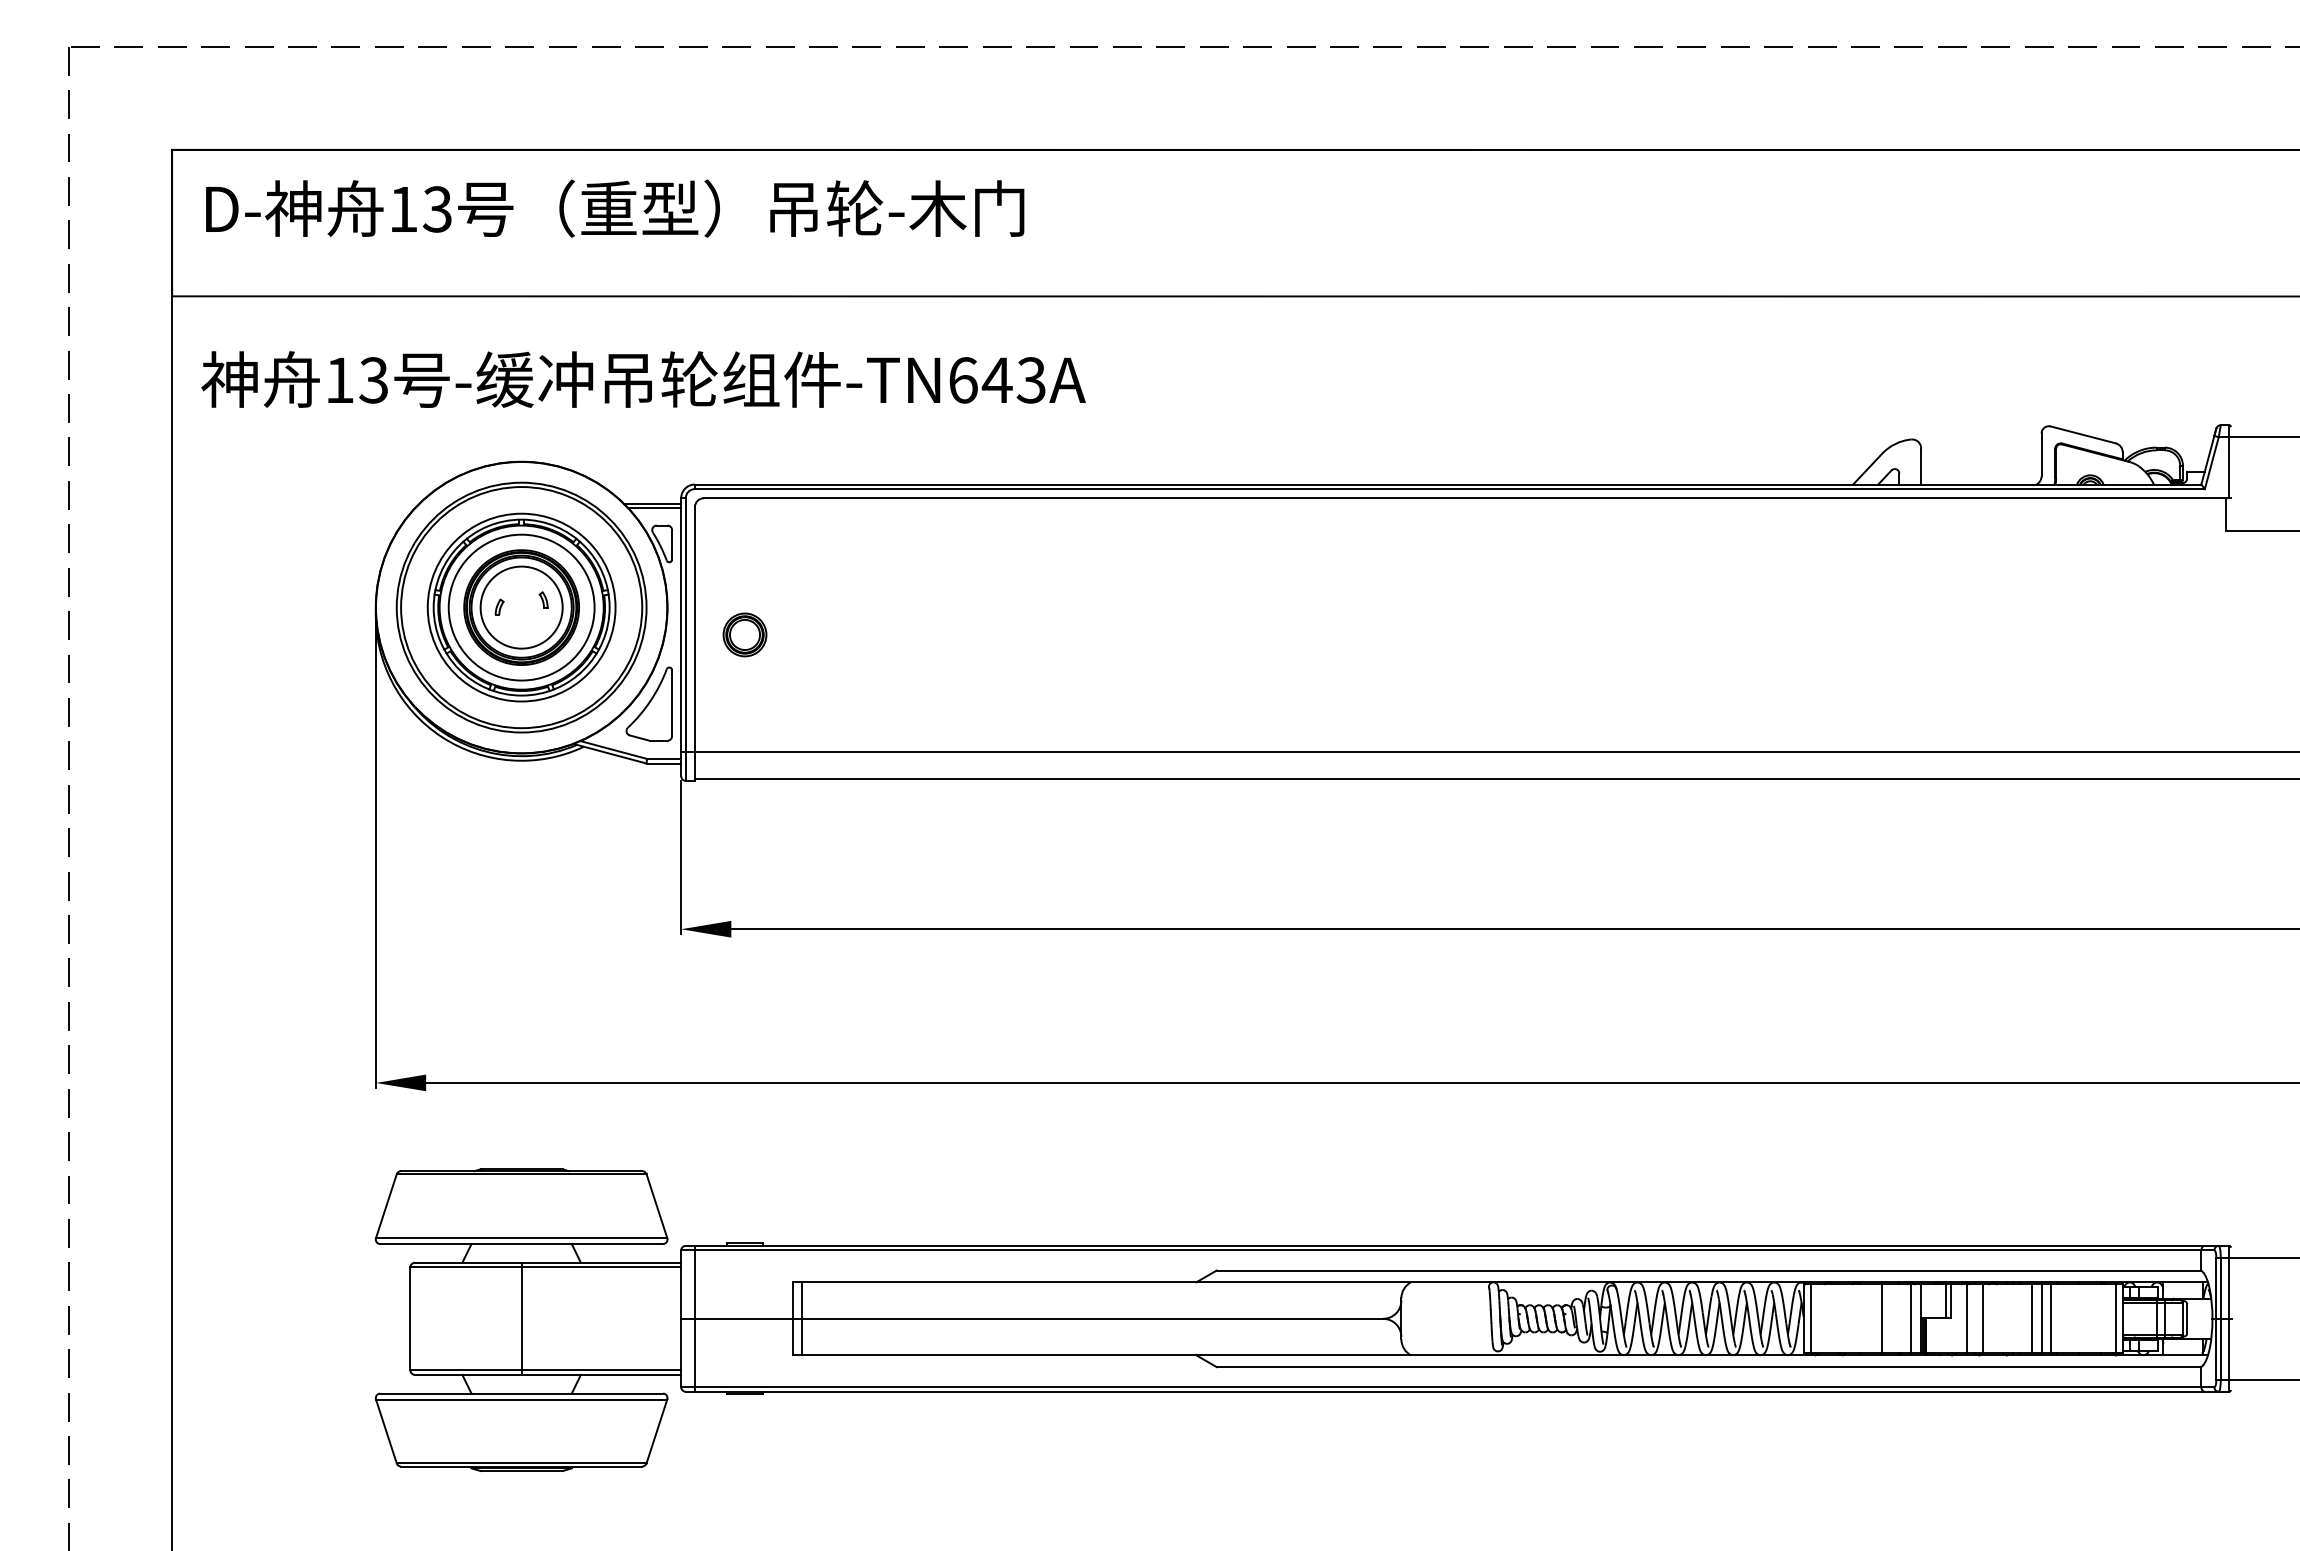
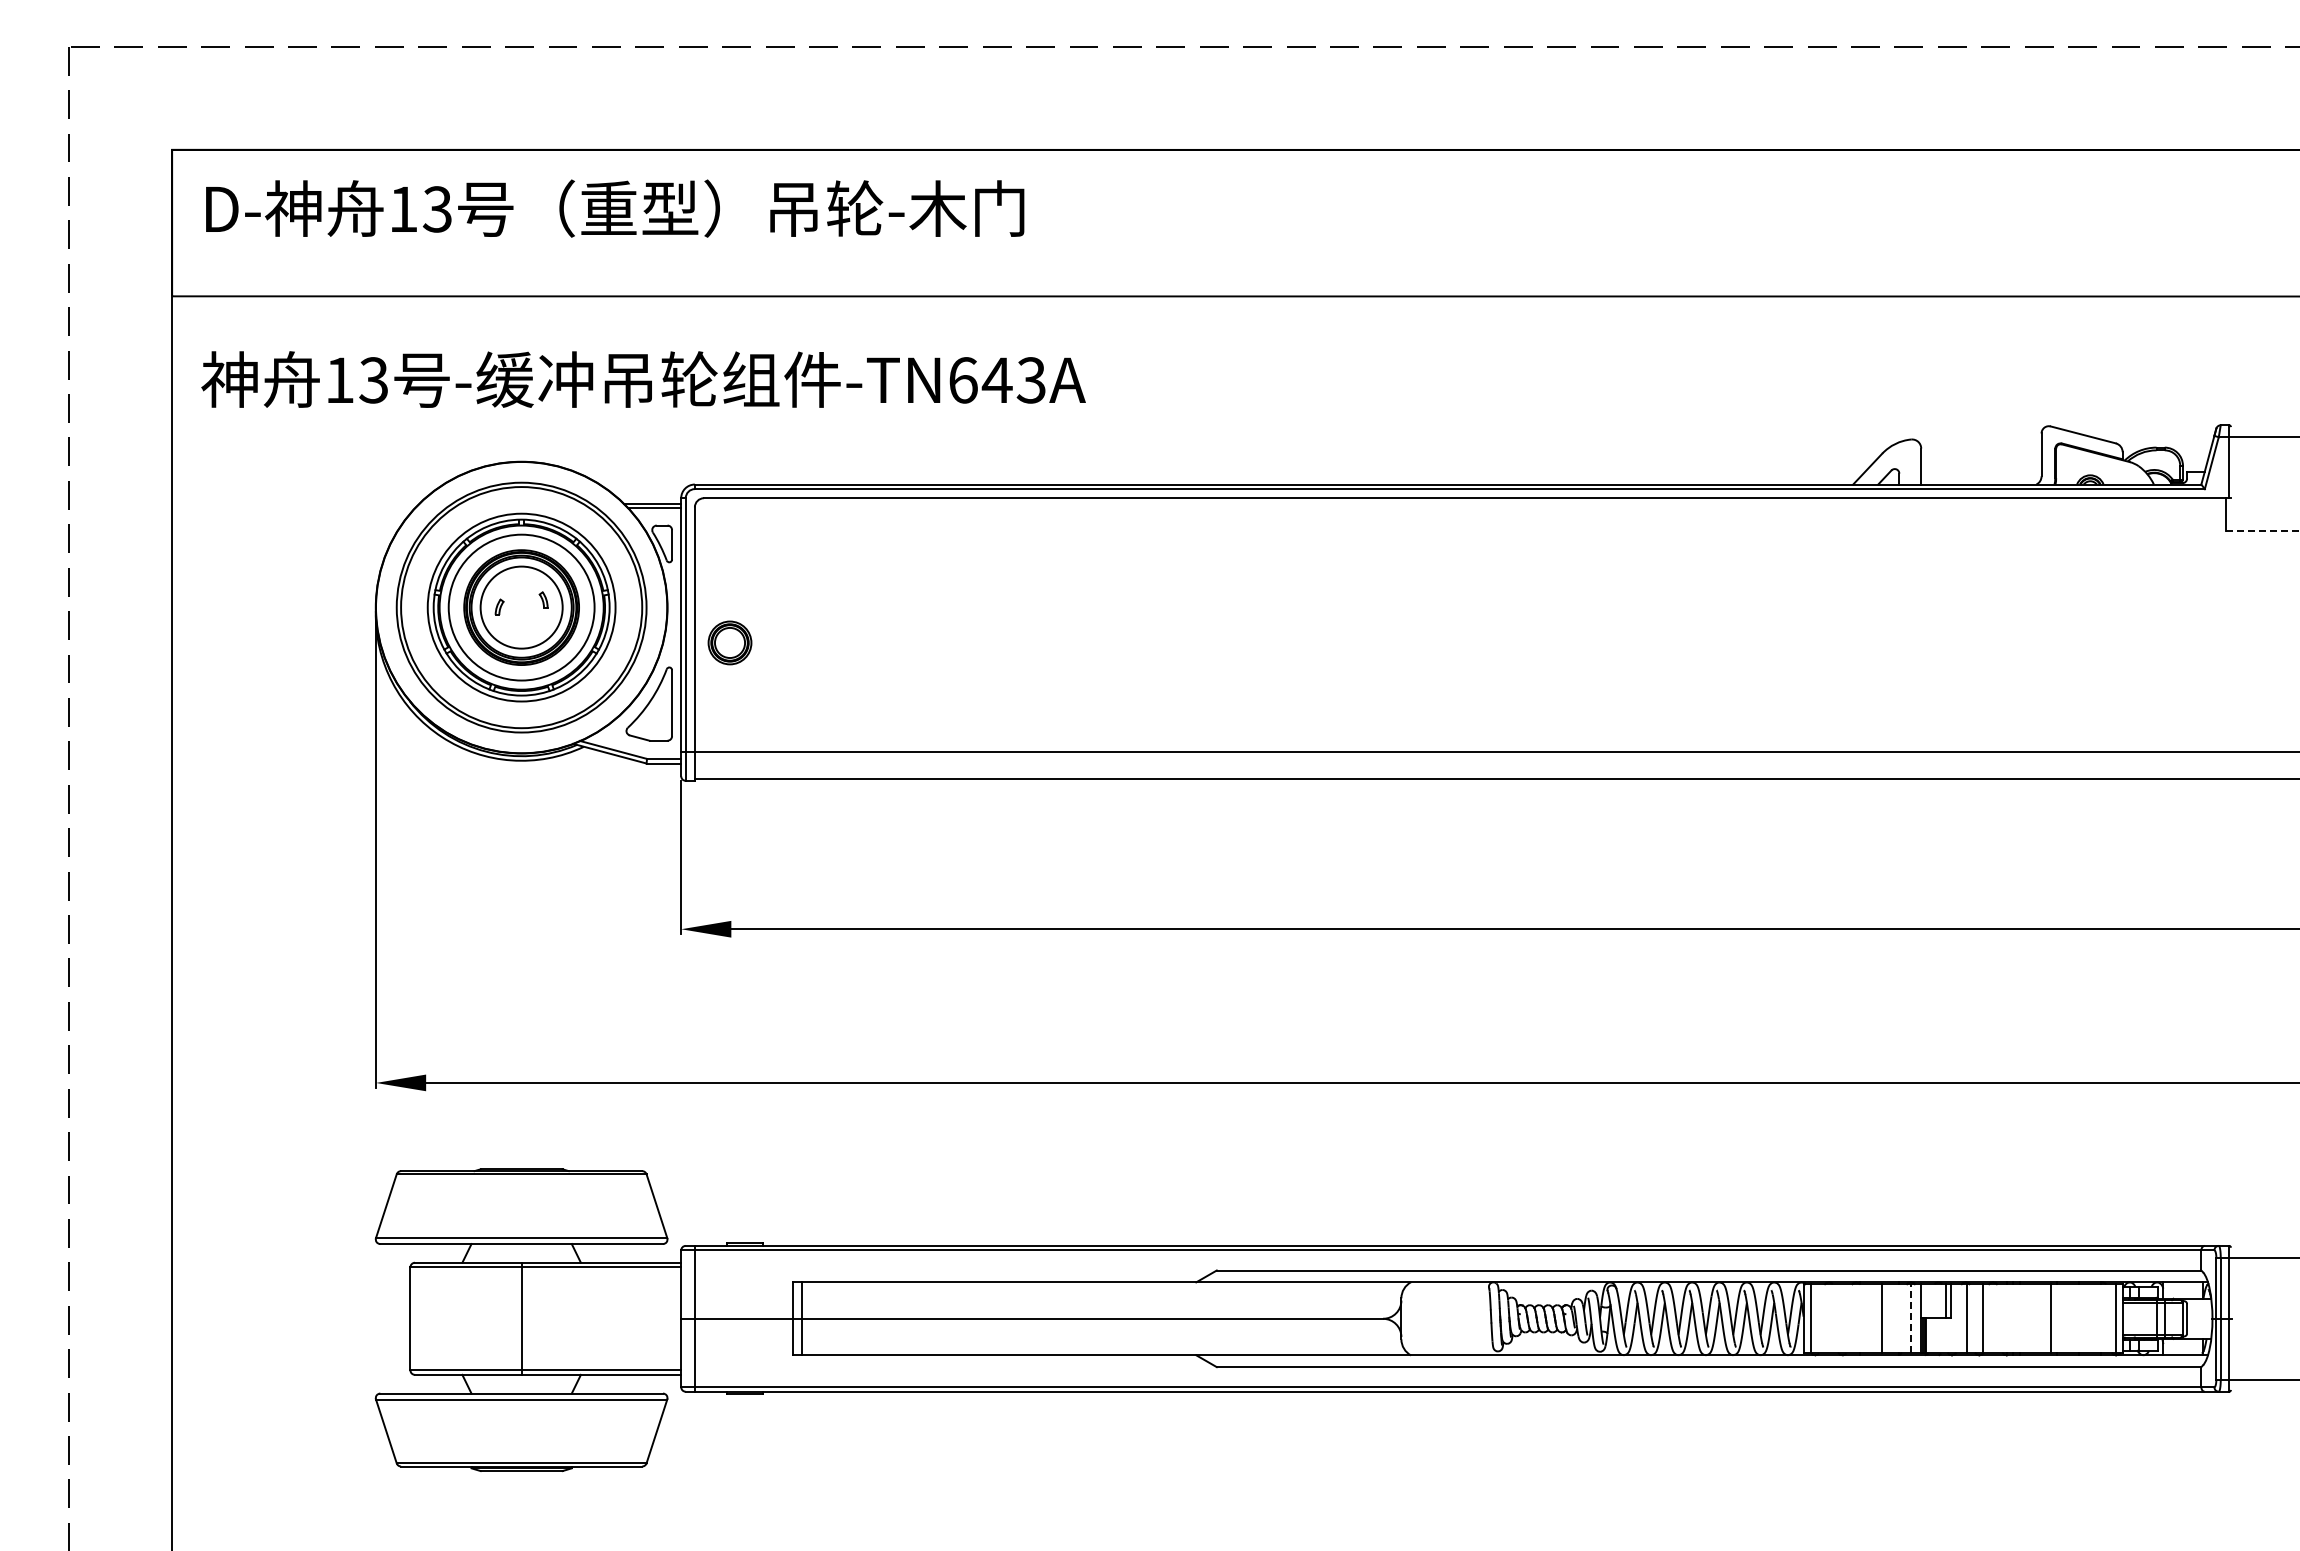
line: solid -> dashed (2262, 531)
part position: (744, 634) -> (729, 642) (729, 642)
line: solid -> dashed (1911, 1318)
line: present -> none (2032, 1318)
line: present -> none (2041, 1318)
